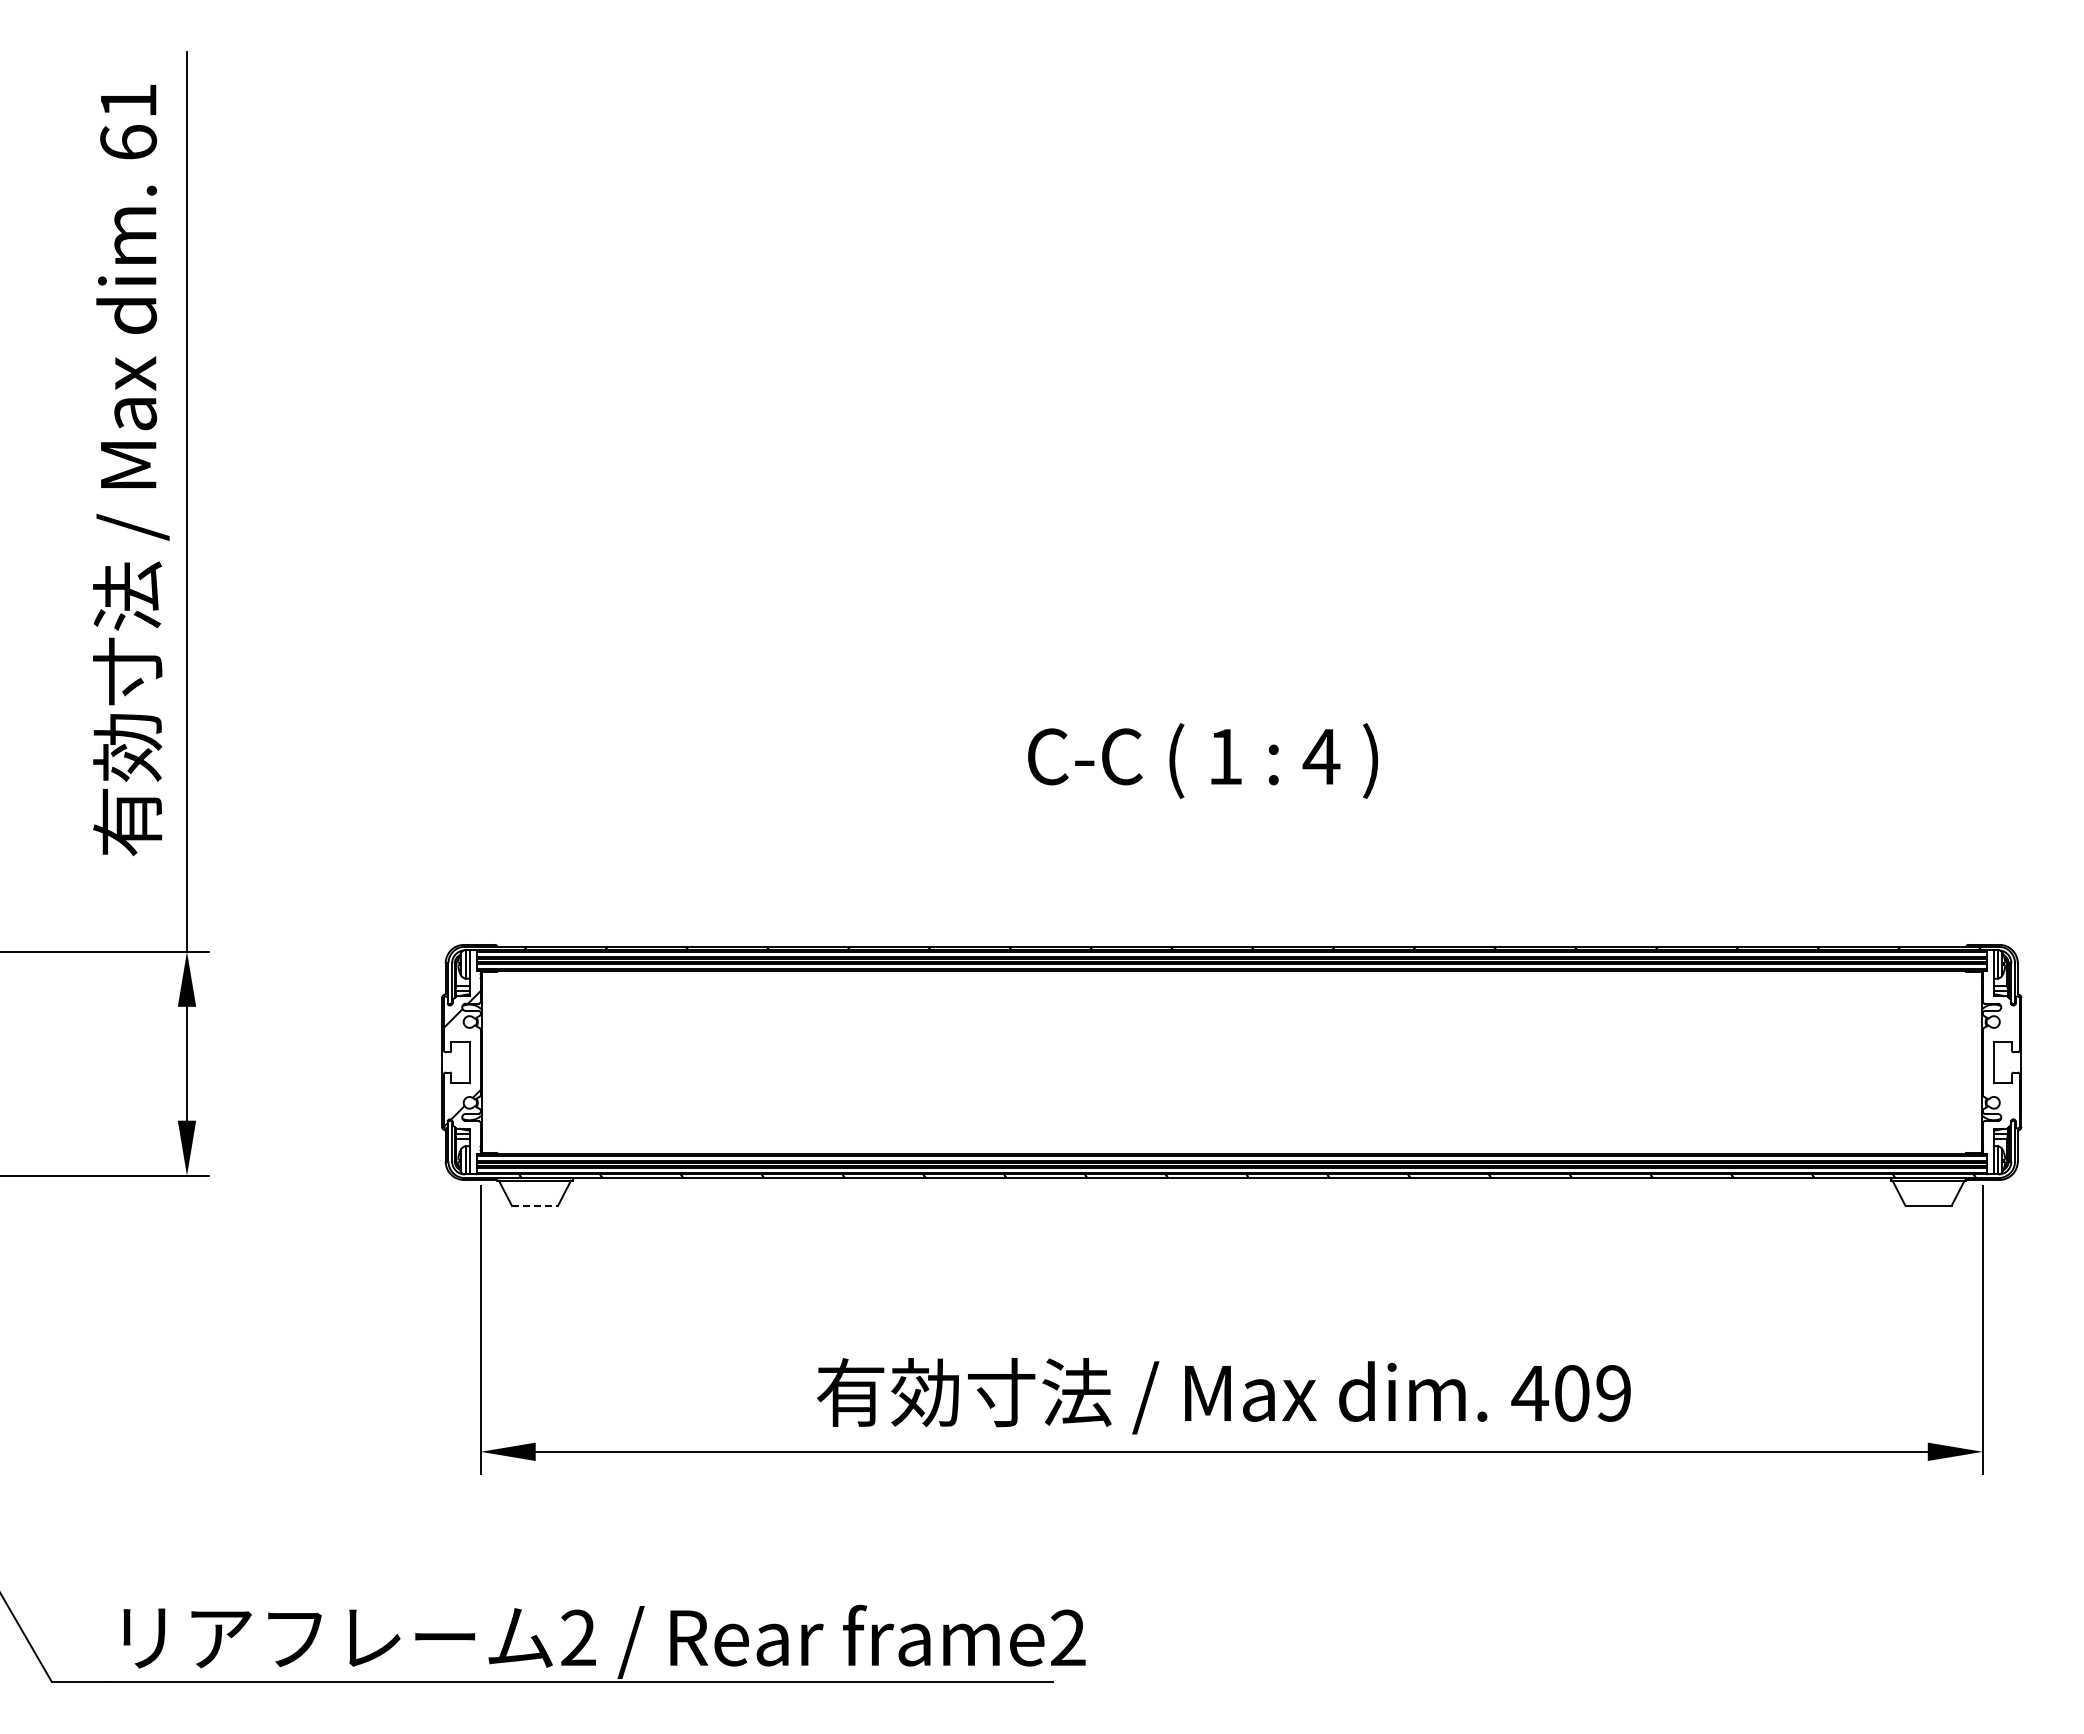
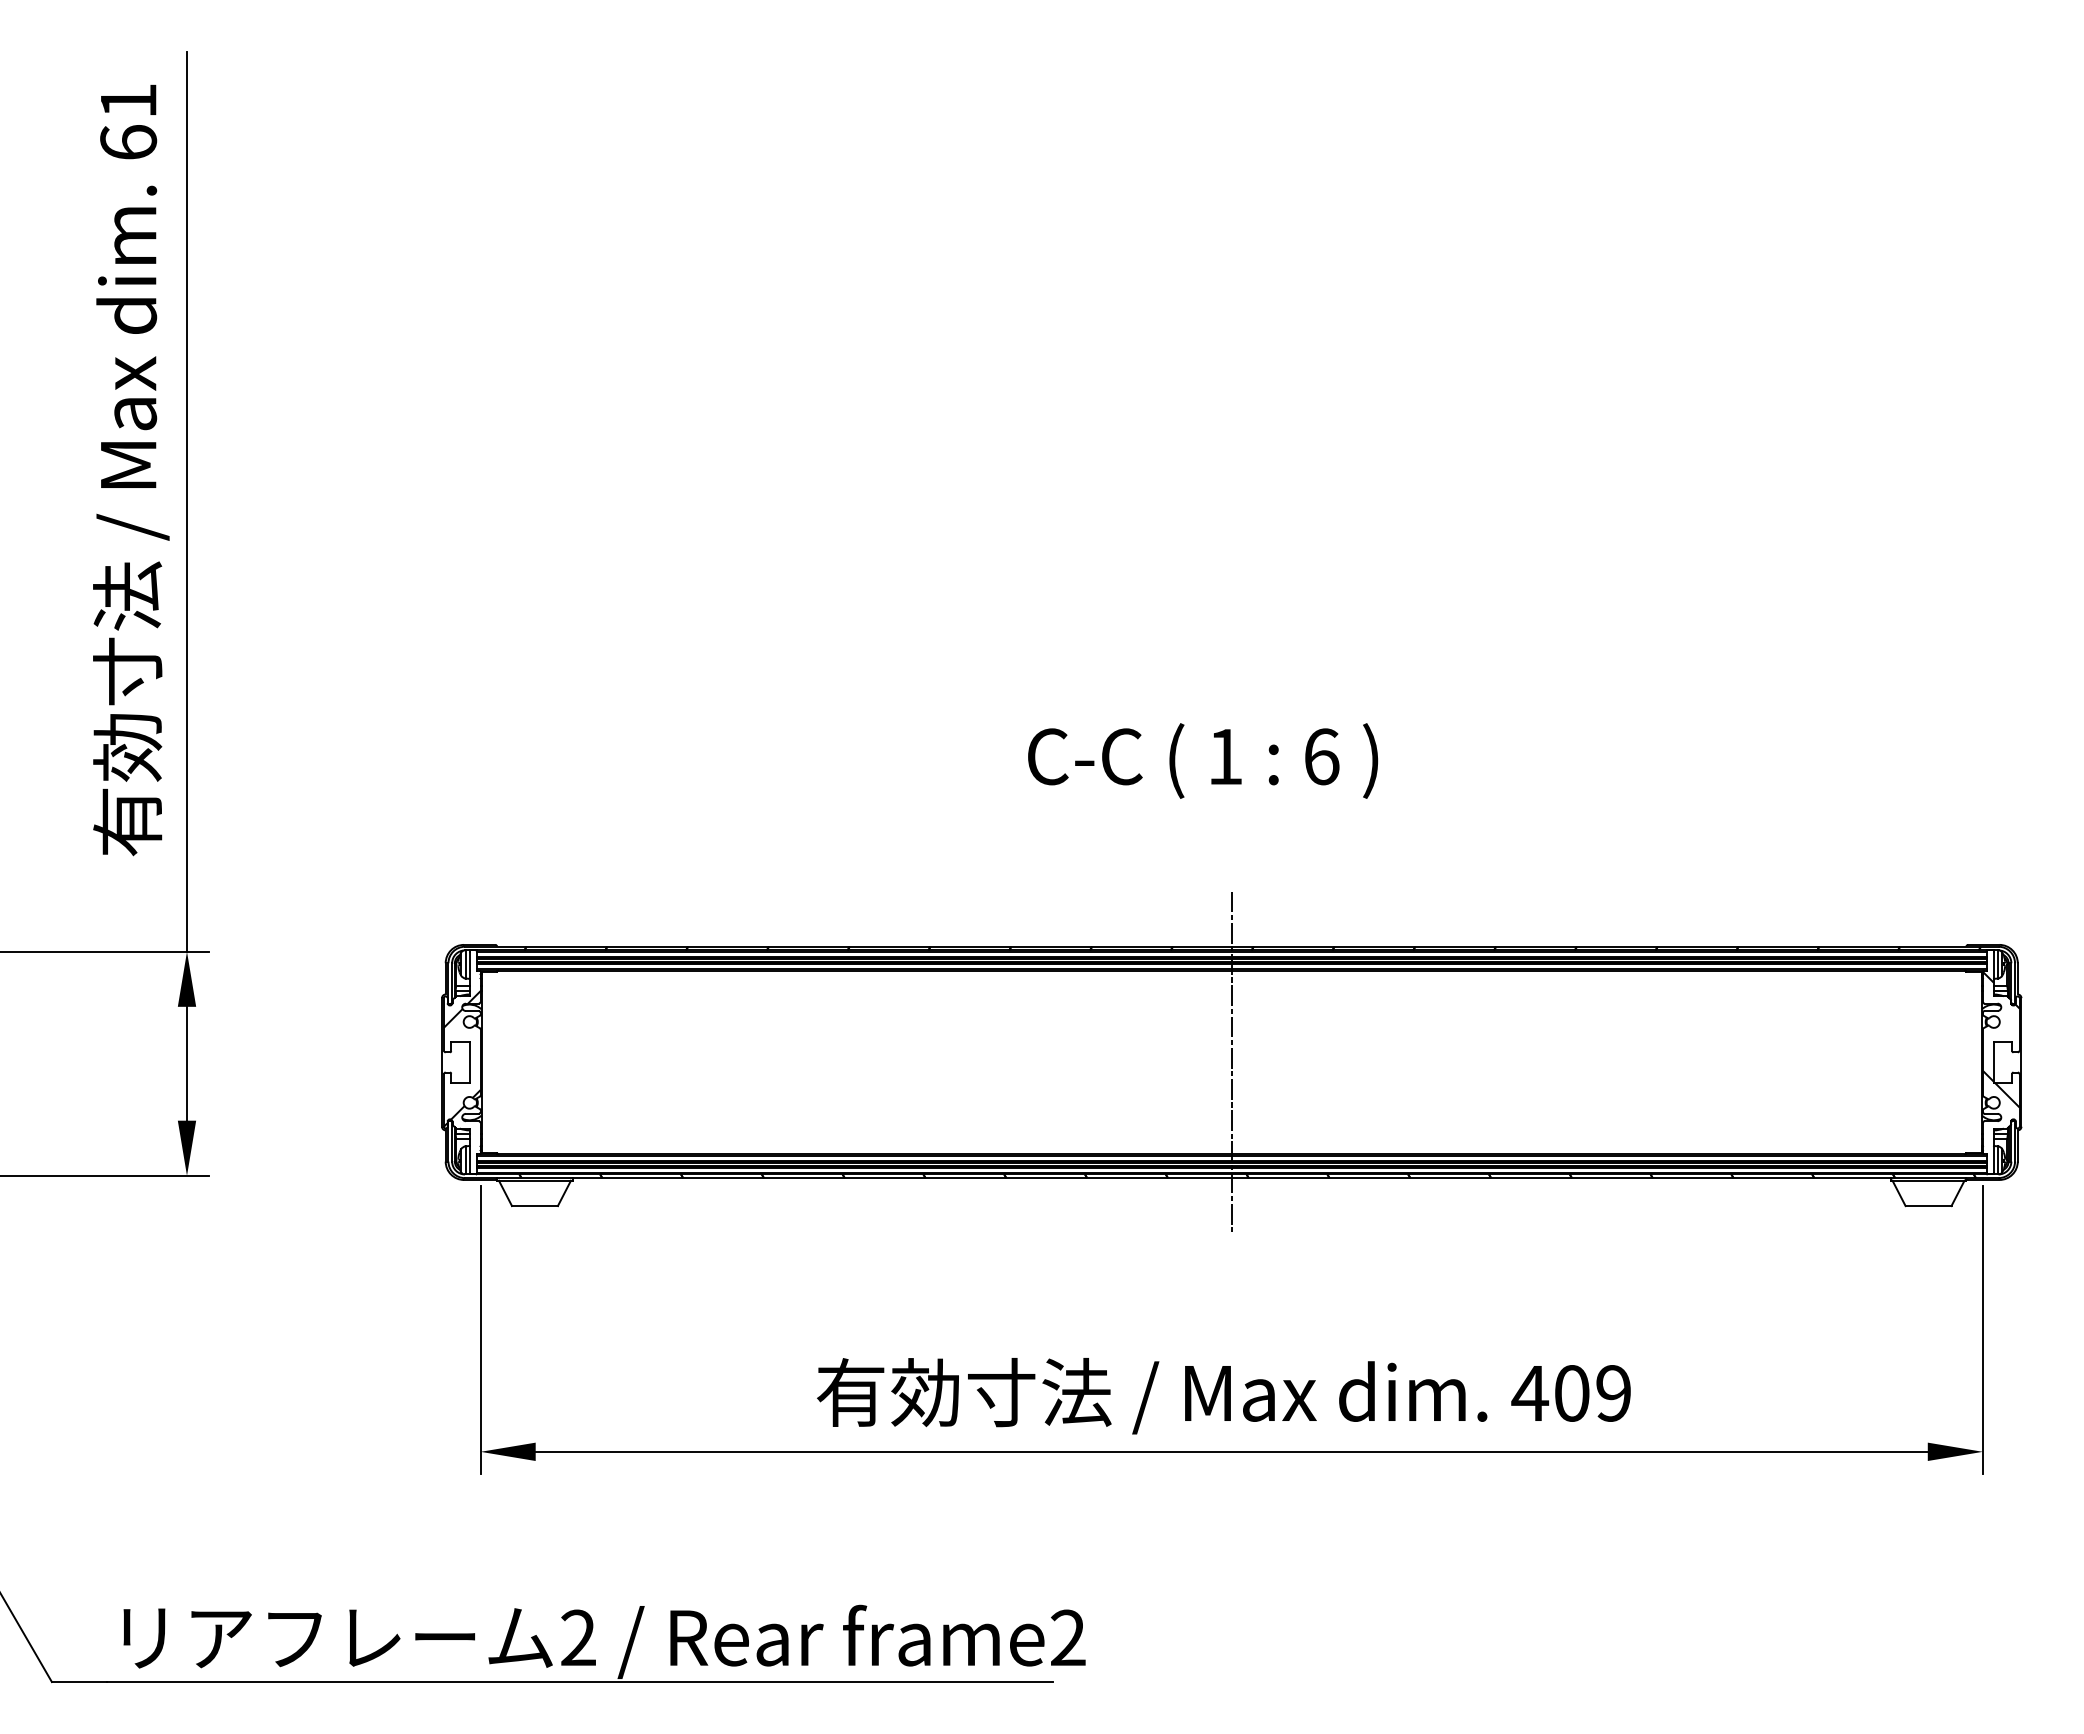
text: 4 -> 6 (1321, 756)
line: none -> present (1231, 1062)
hatch: none -> present (2000, 1072)
line: dashed -> solid (534, 1206)
